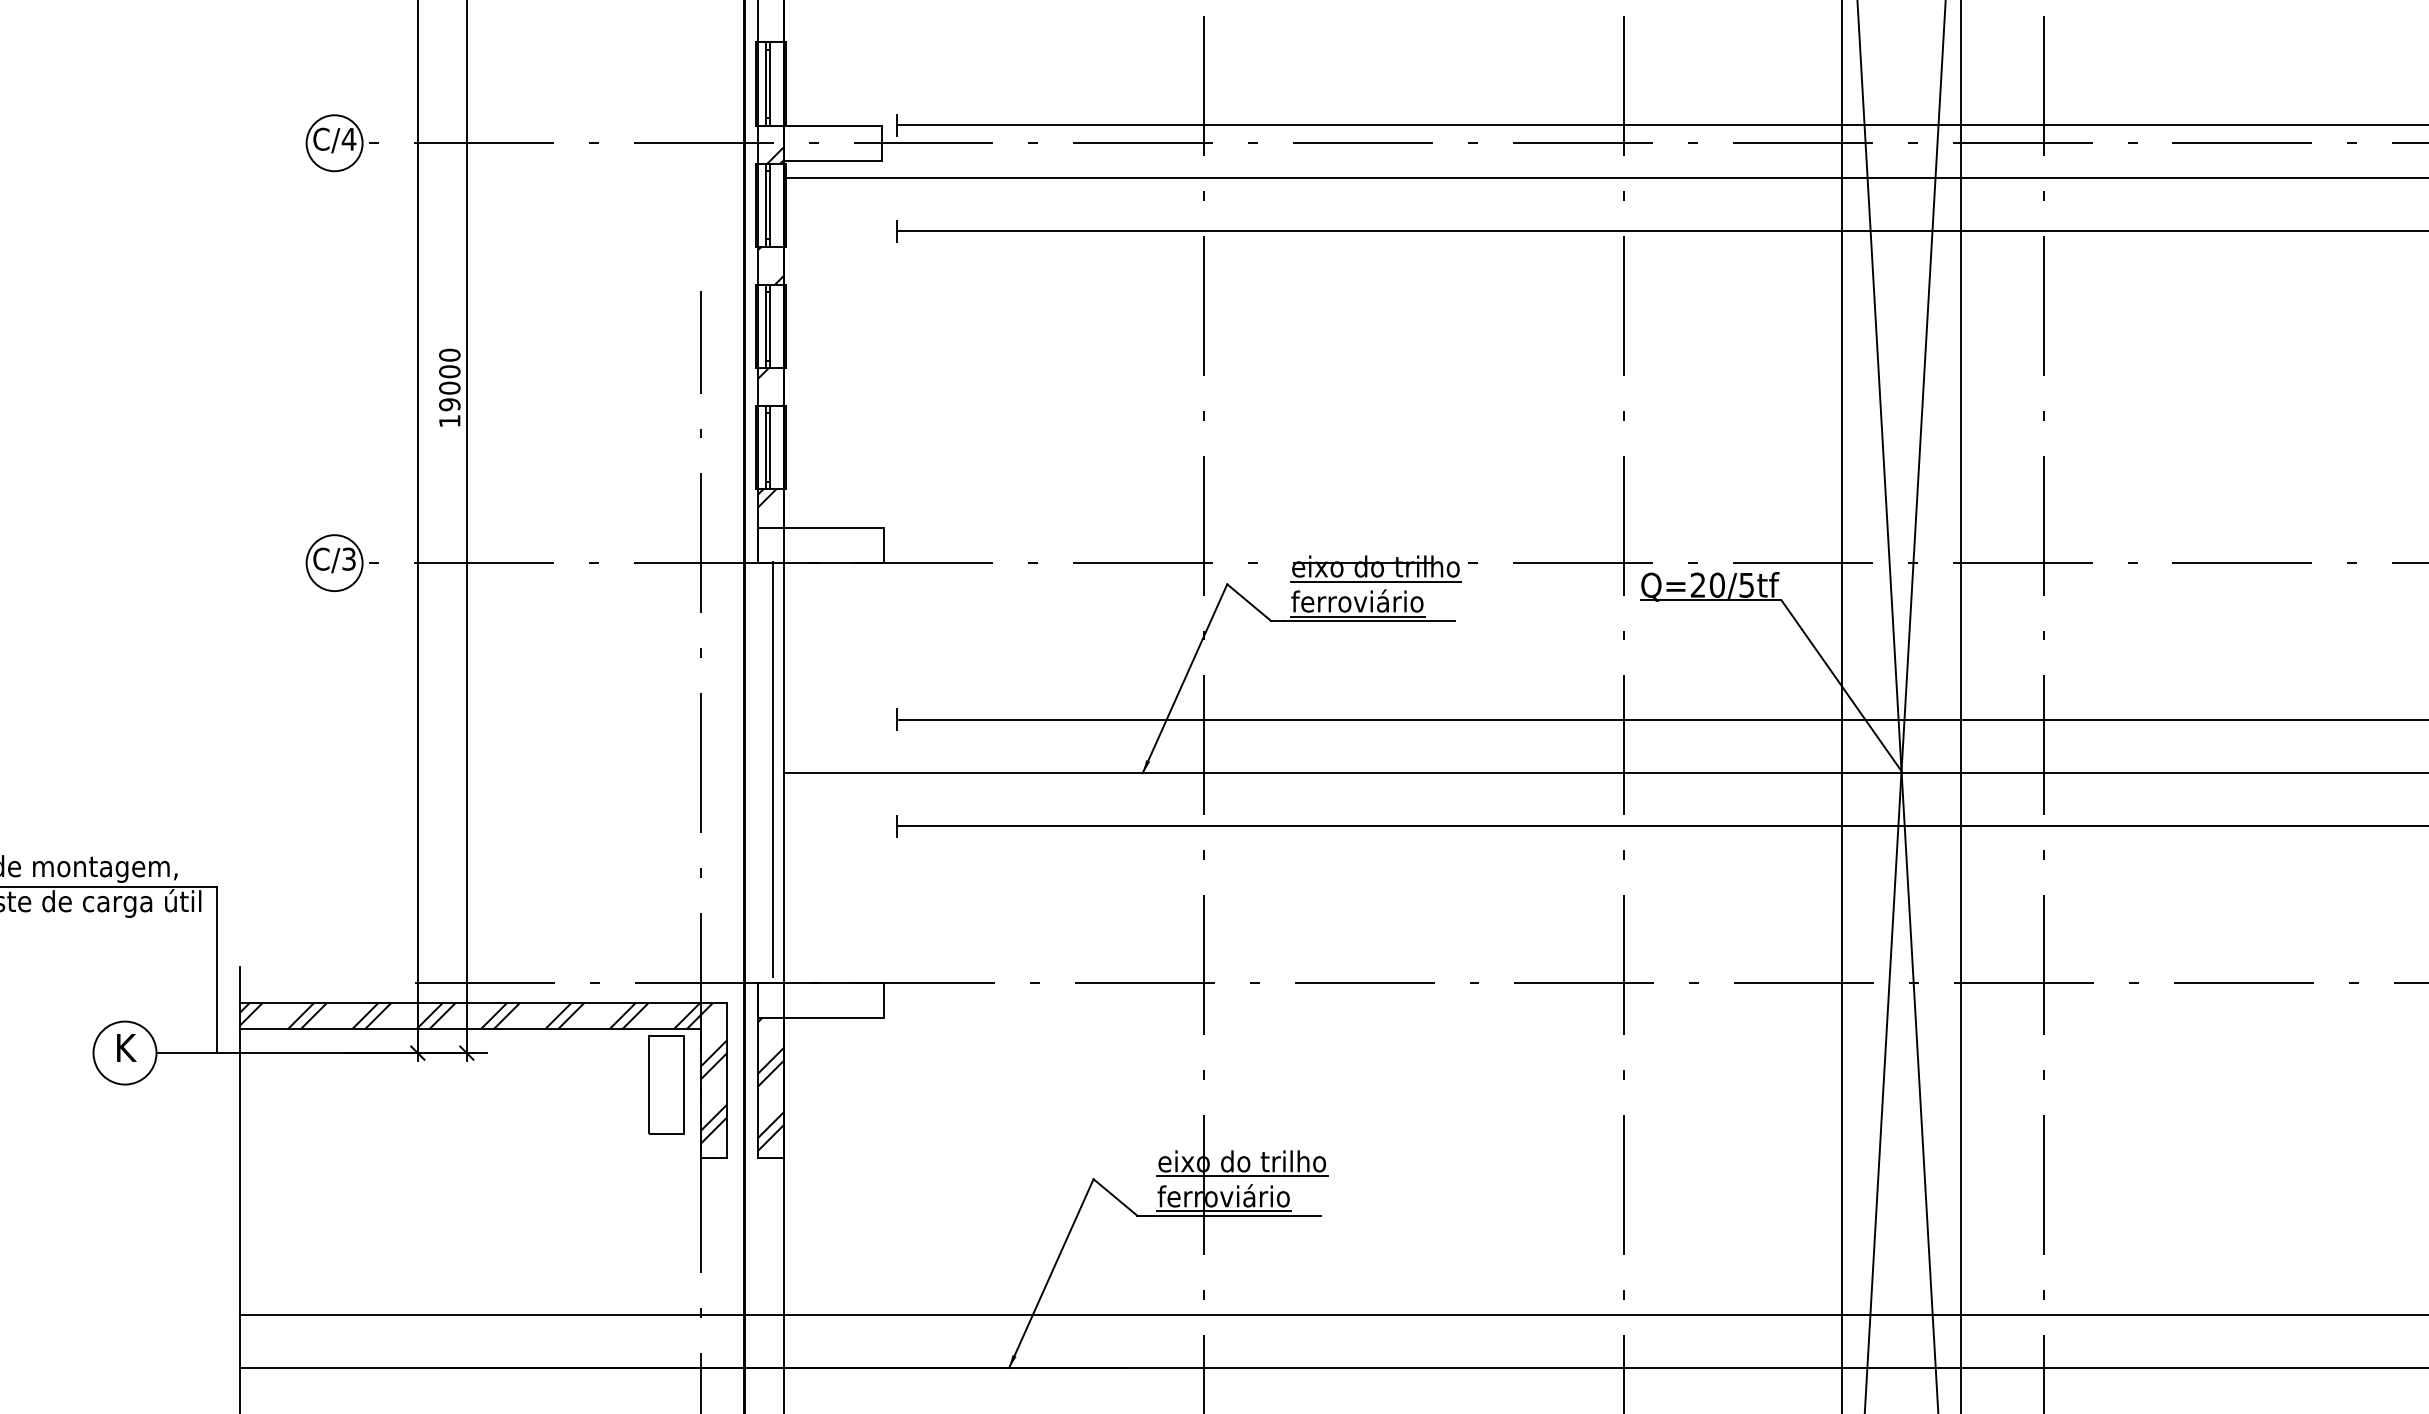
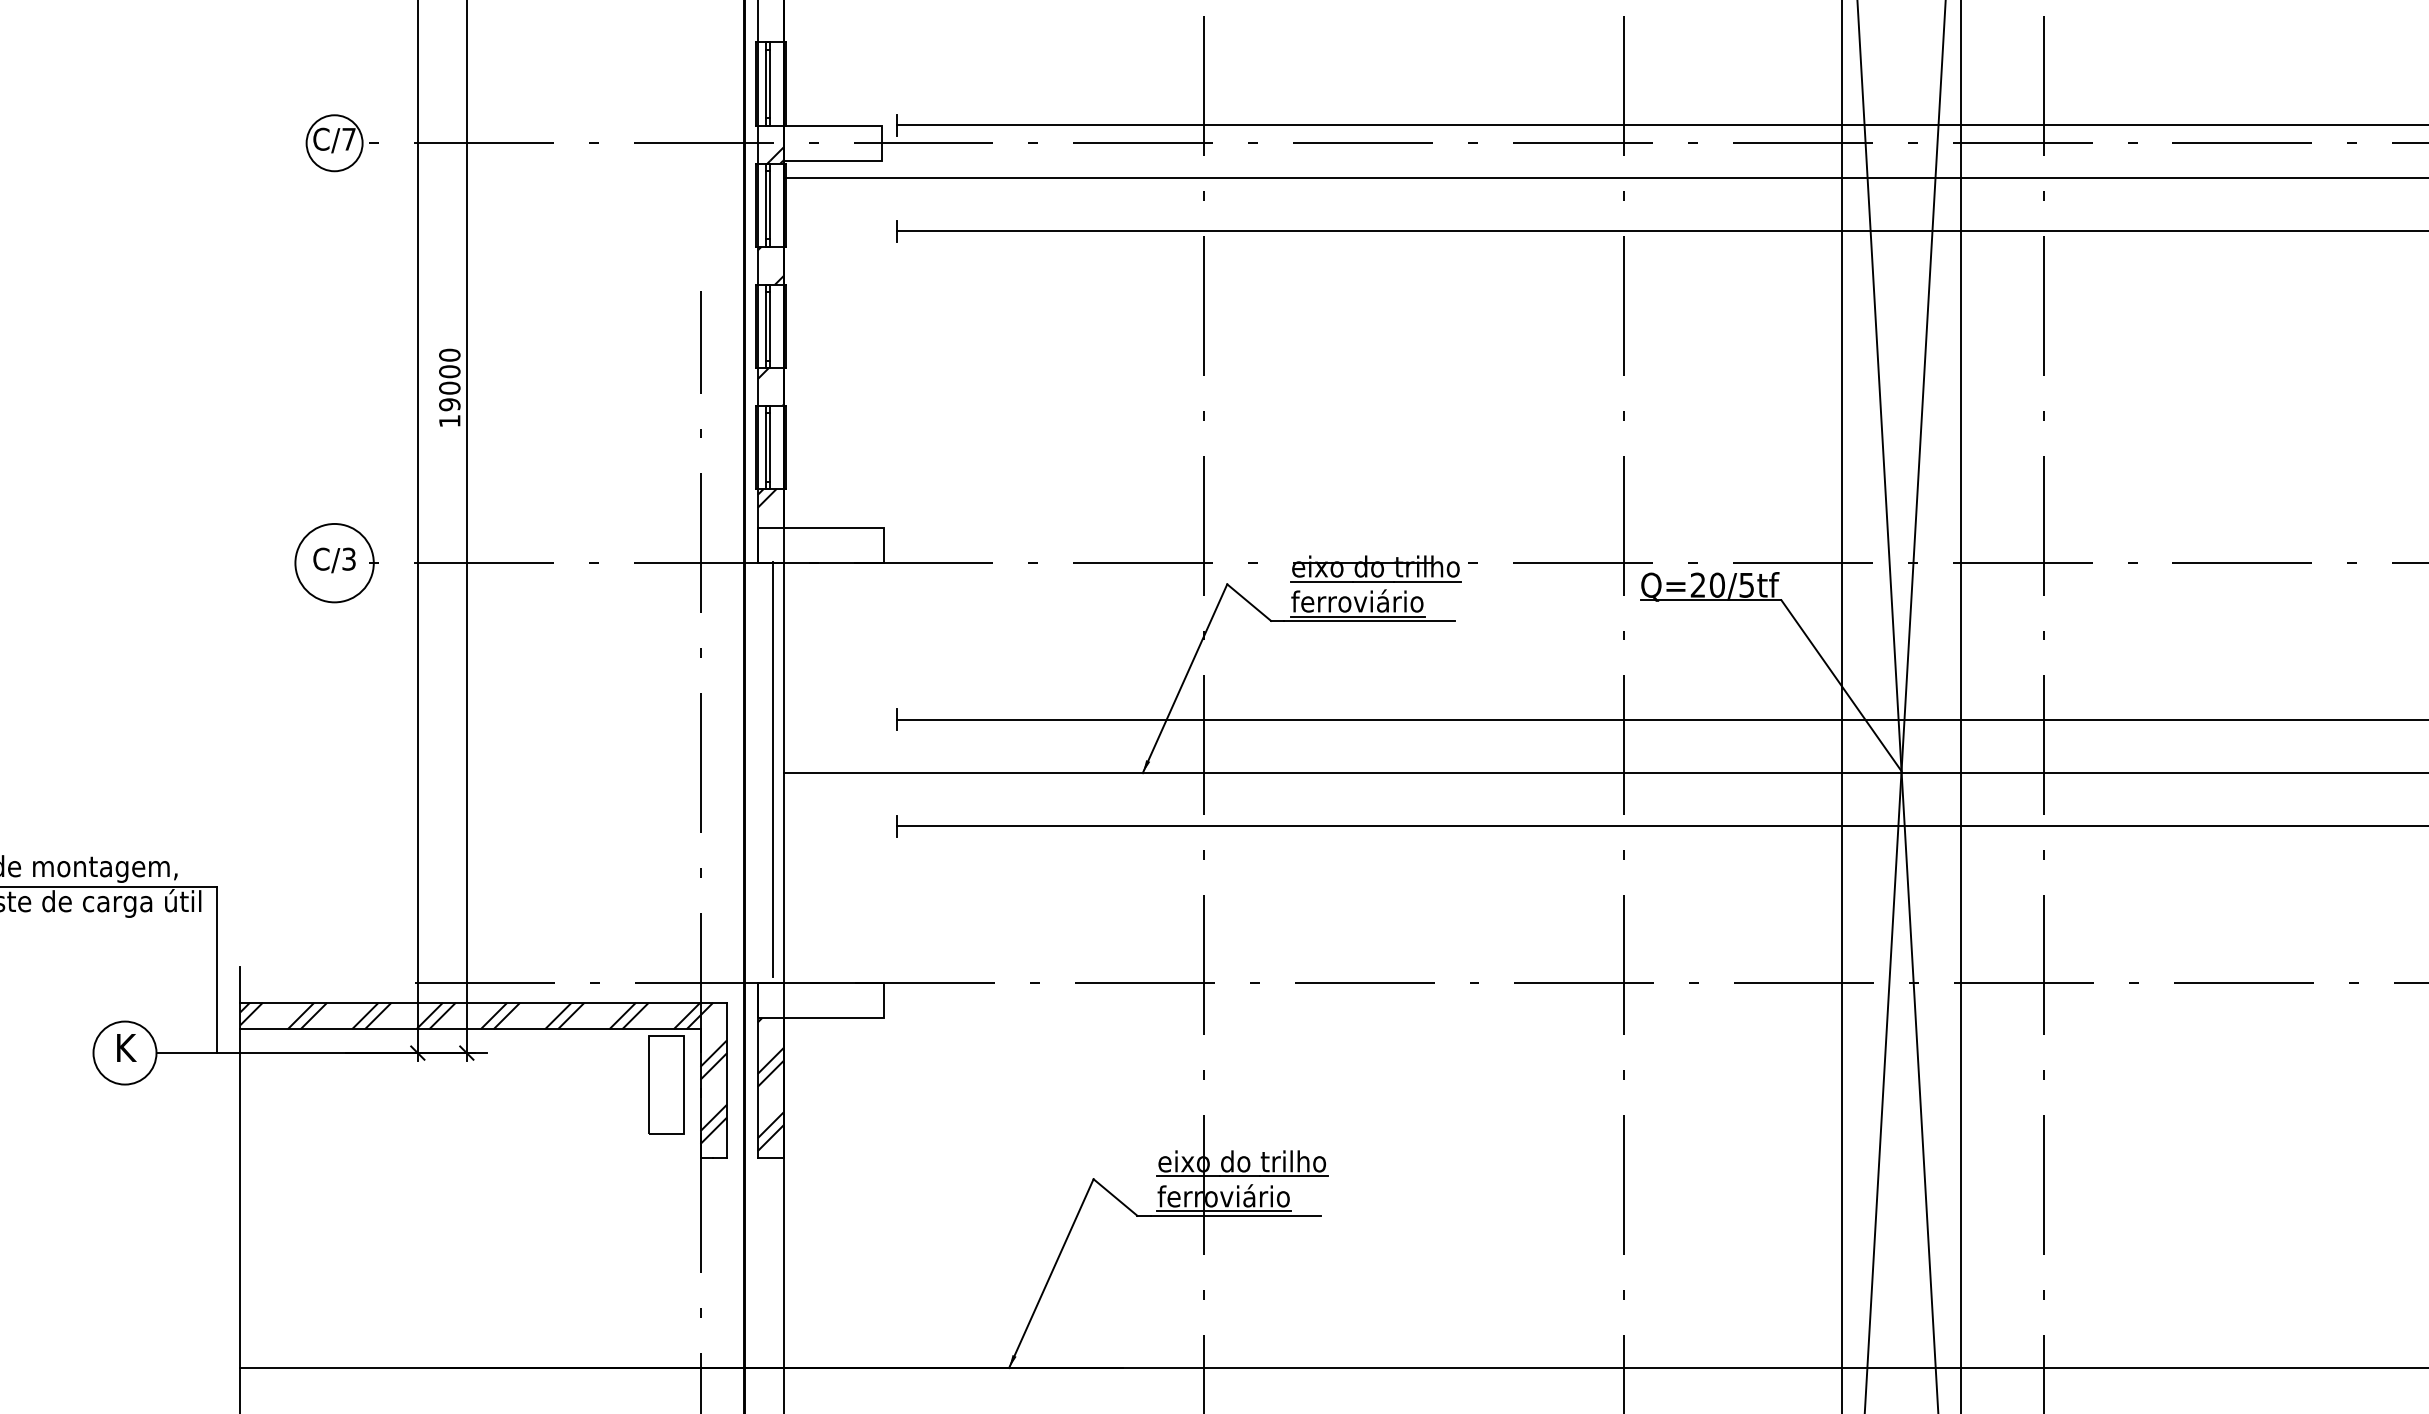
text: C/4 -> C/7 (348, 139)
circle diameter: 56 px -> 78 px (334, 562)
line: present -> none (1332, 1314)
